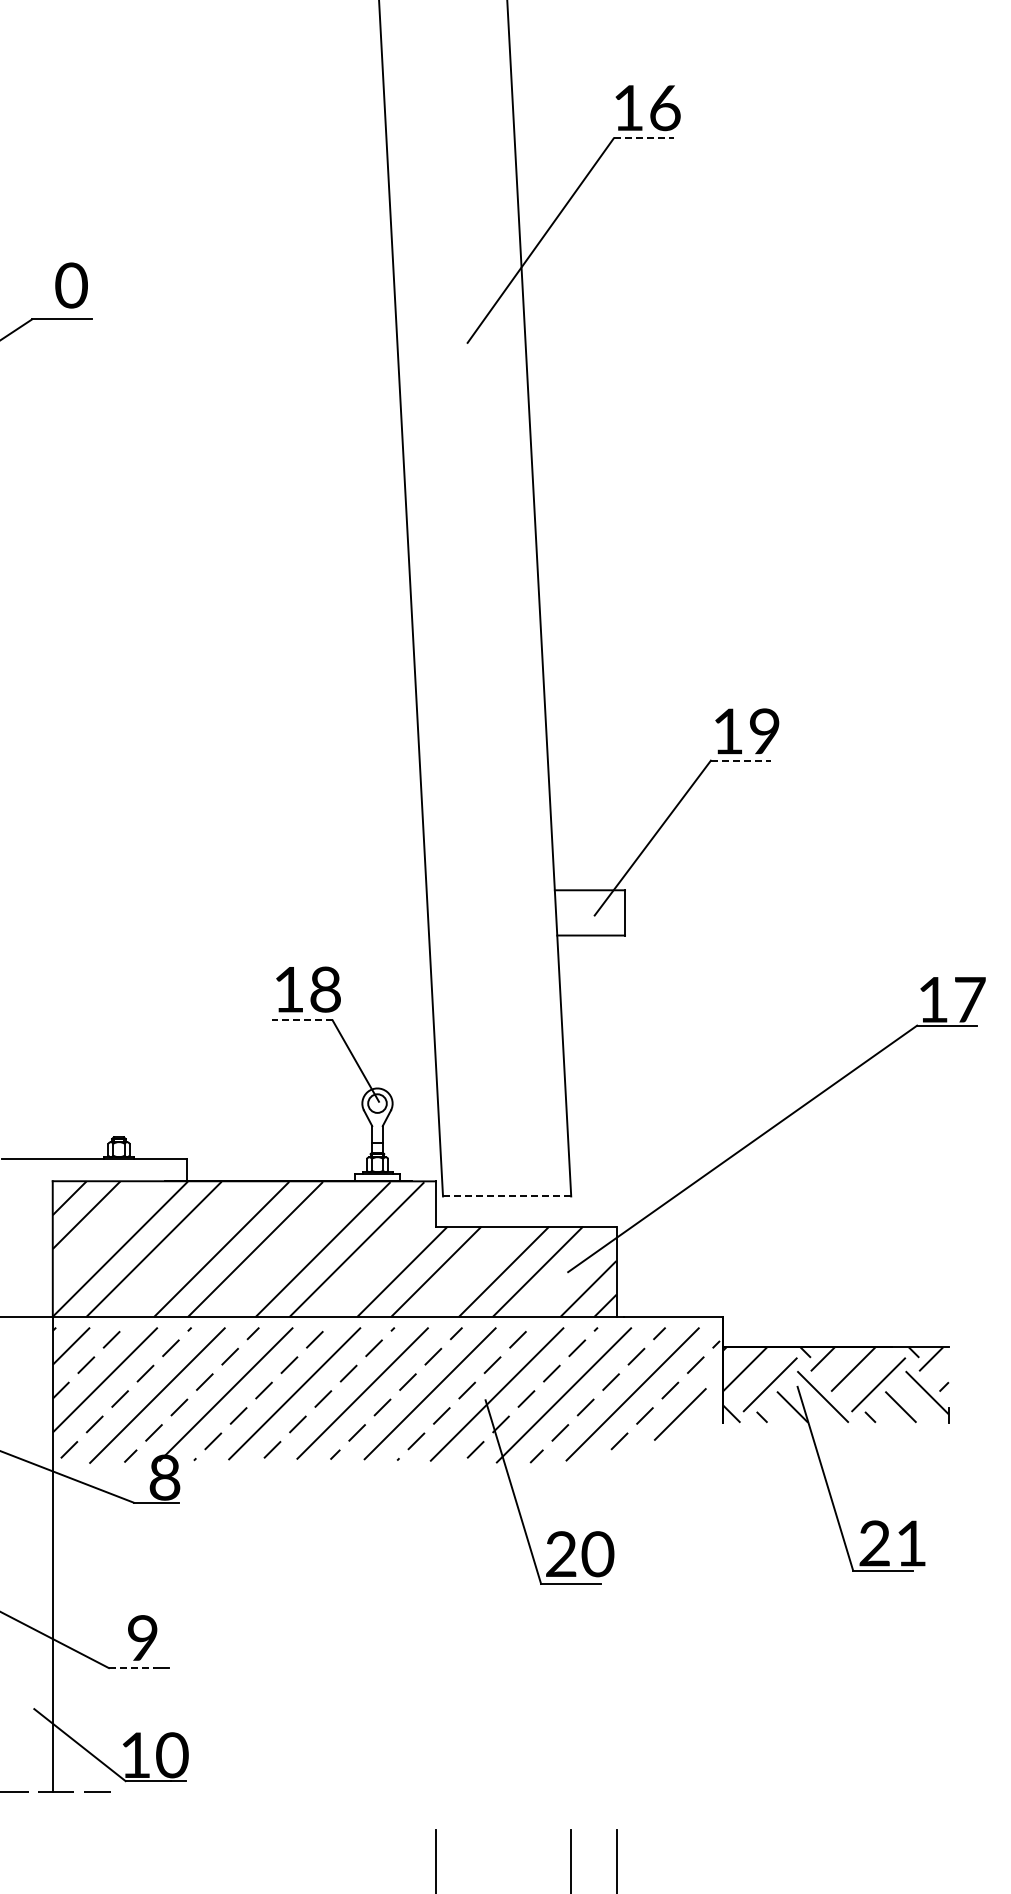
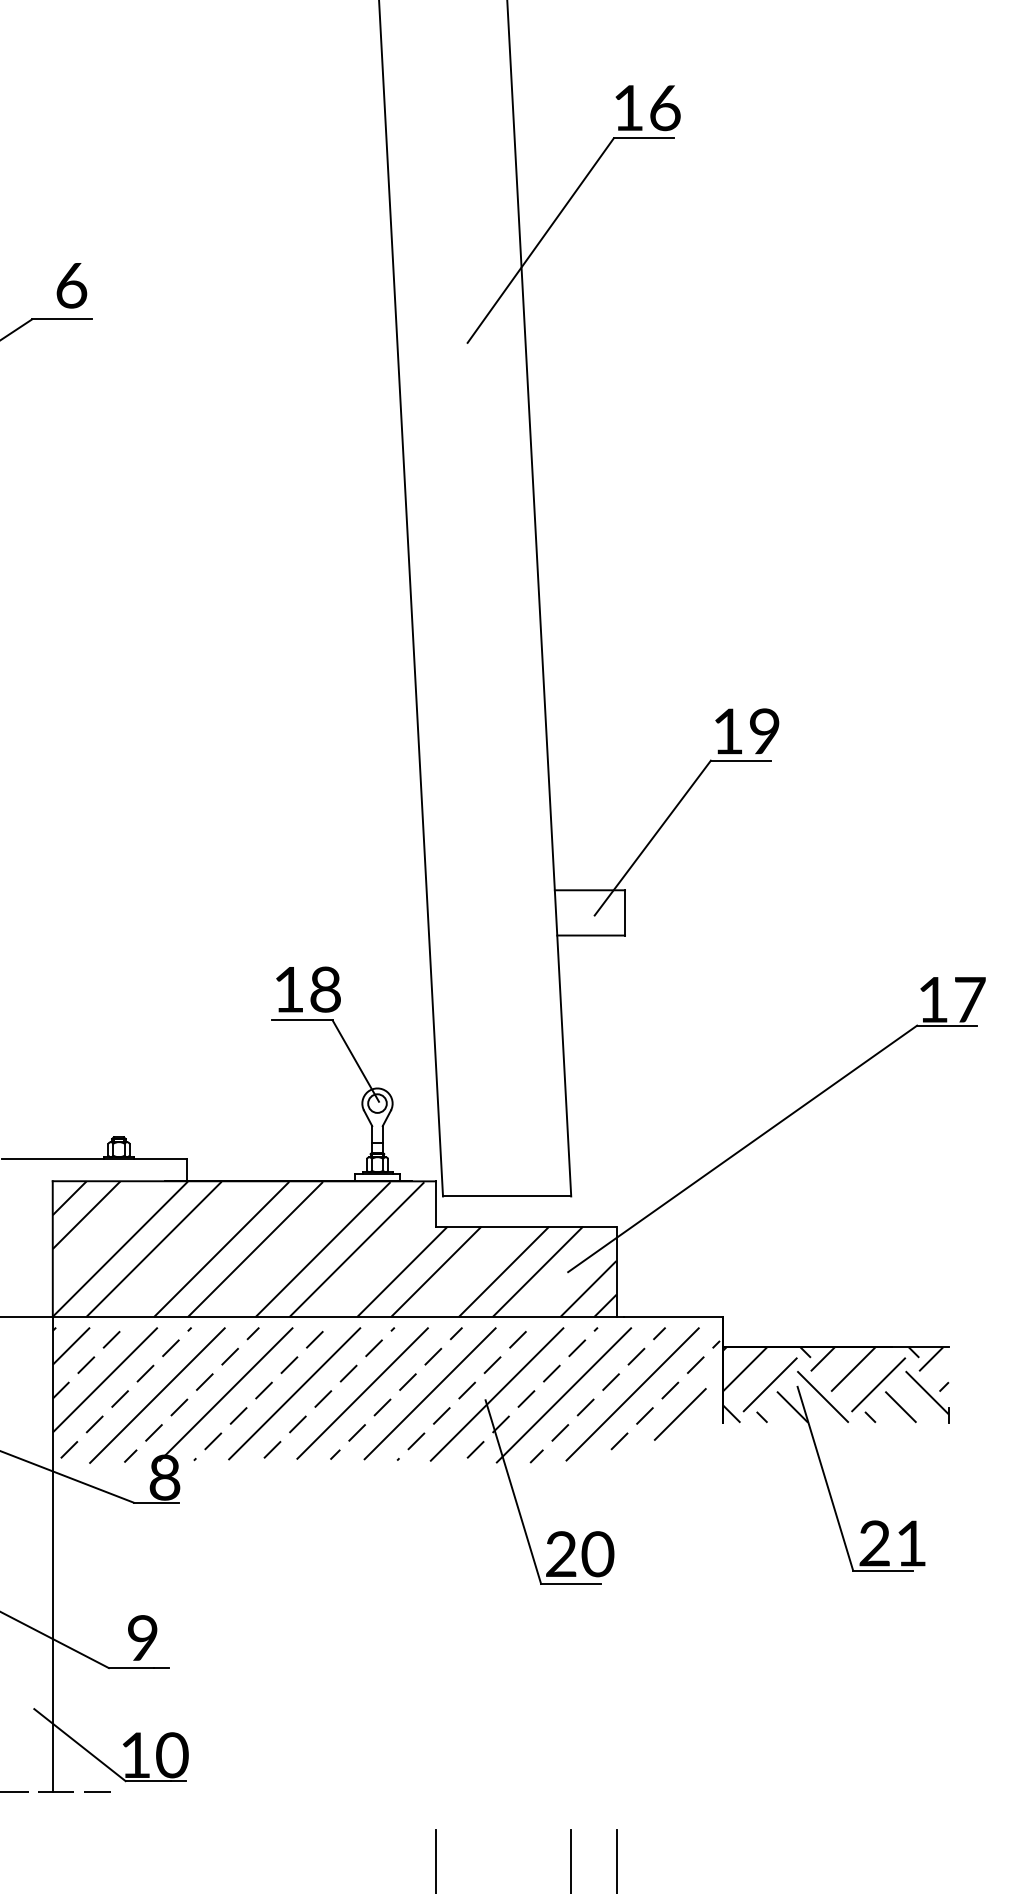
line: dashed -> solid (644, 138)
text: 0 -> 6 (71, 285)
line: dashed -> solid (741, 760)
line: dashed -> solid (302, 1020)
line: dashed -> solid (507, 1196)
line: dashed -> solid (131, 1668)
